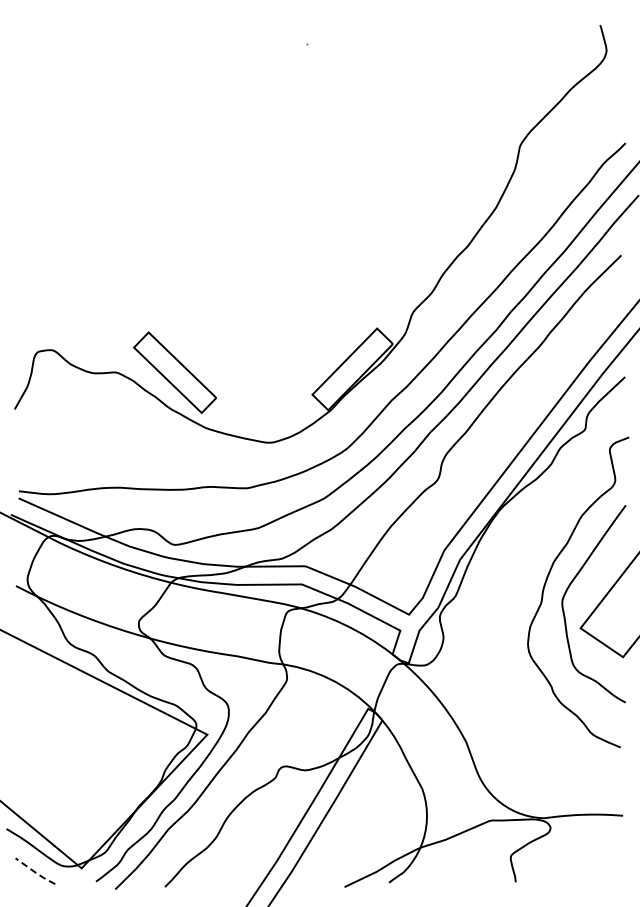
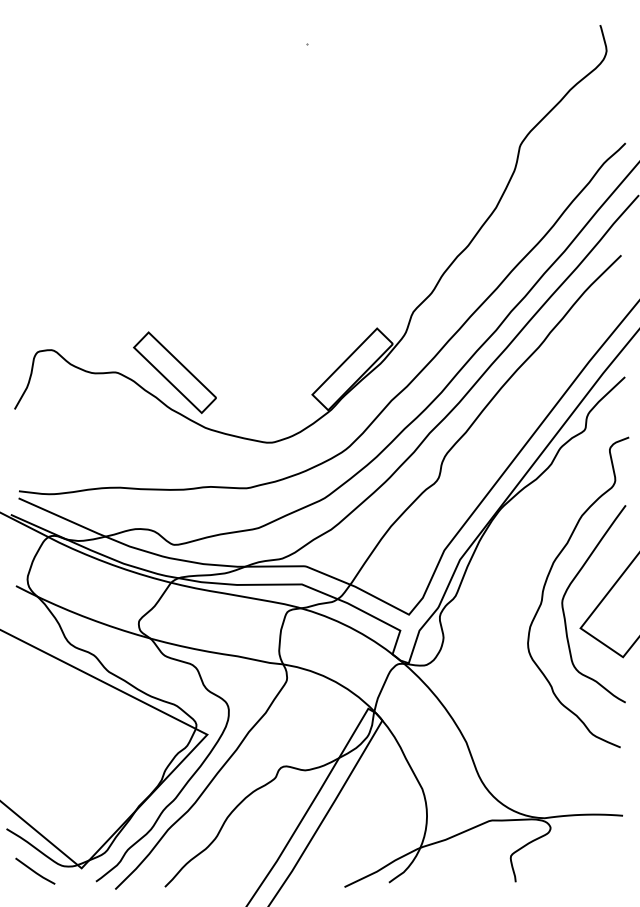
line: dashed -> solid (35, 872)
